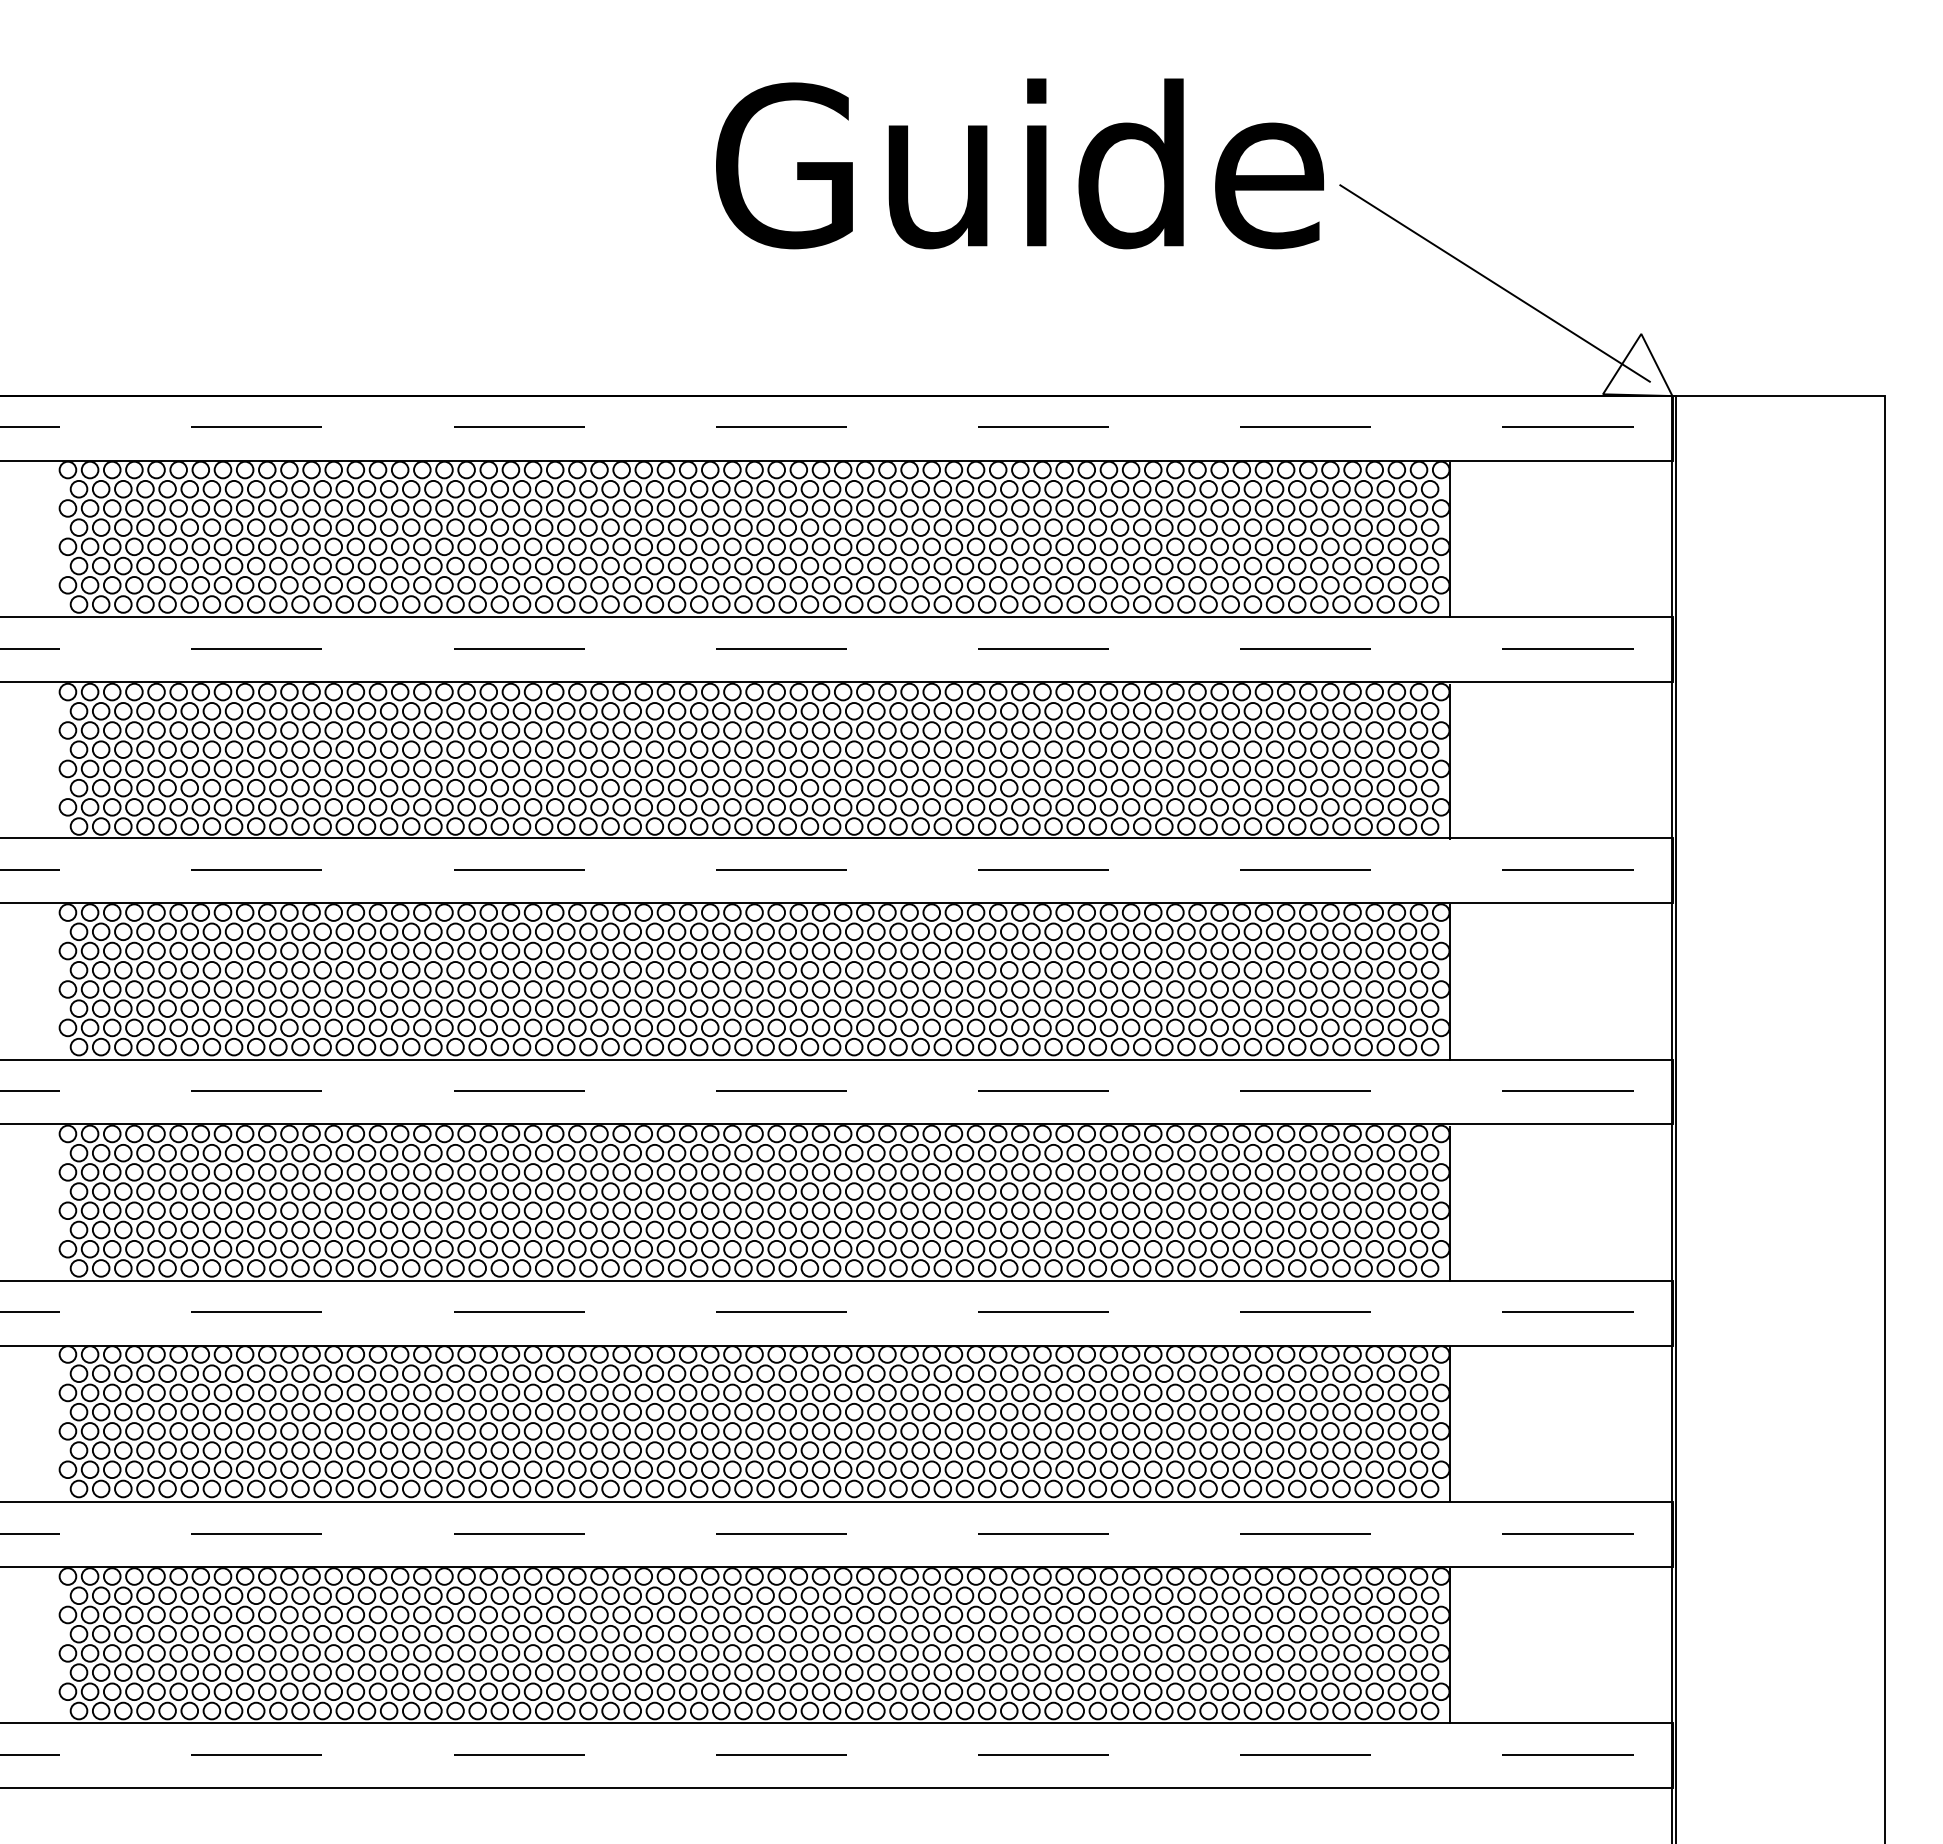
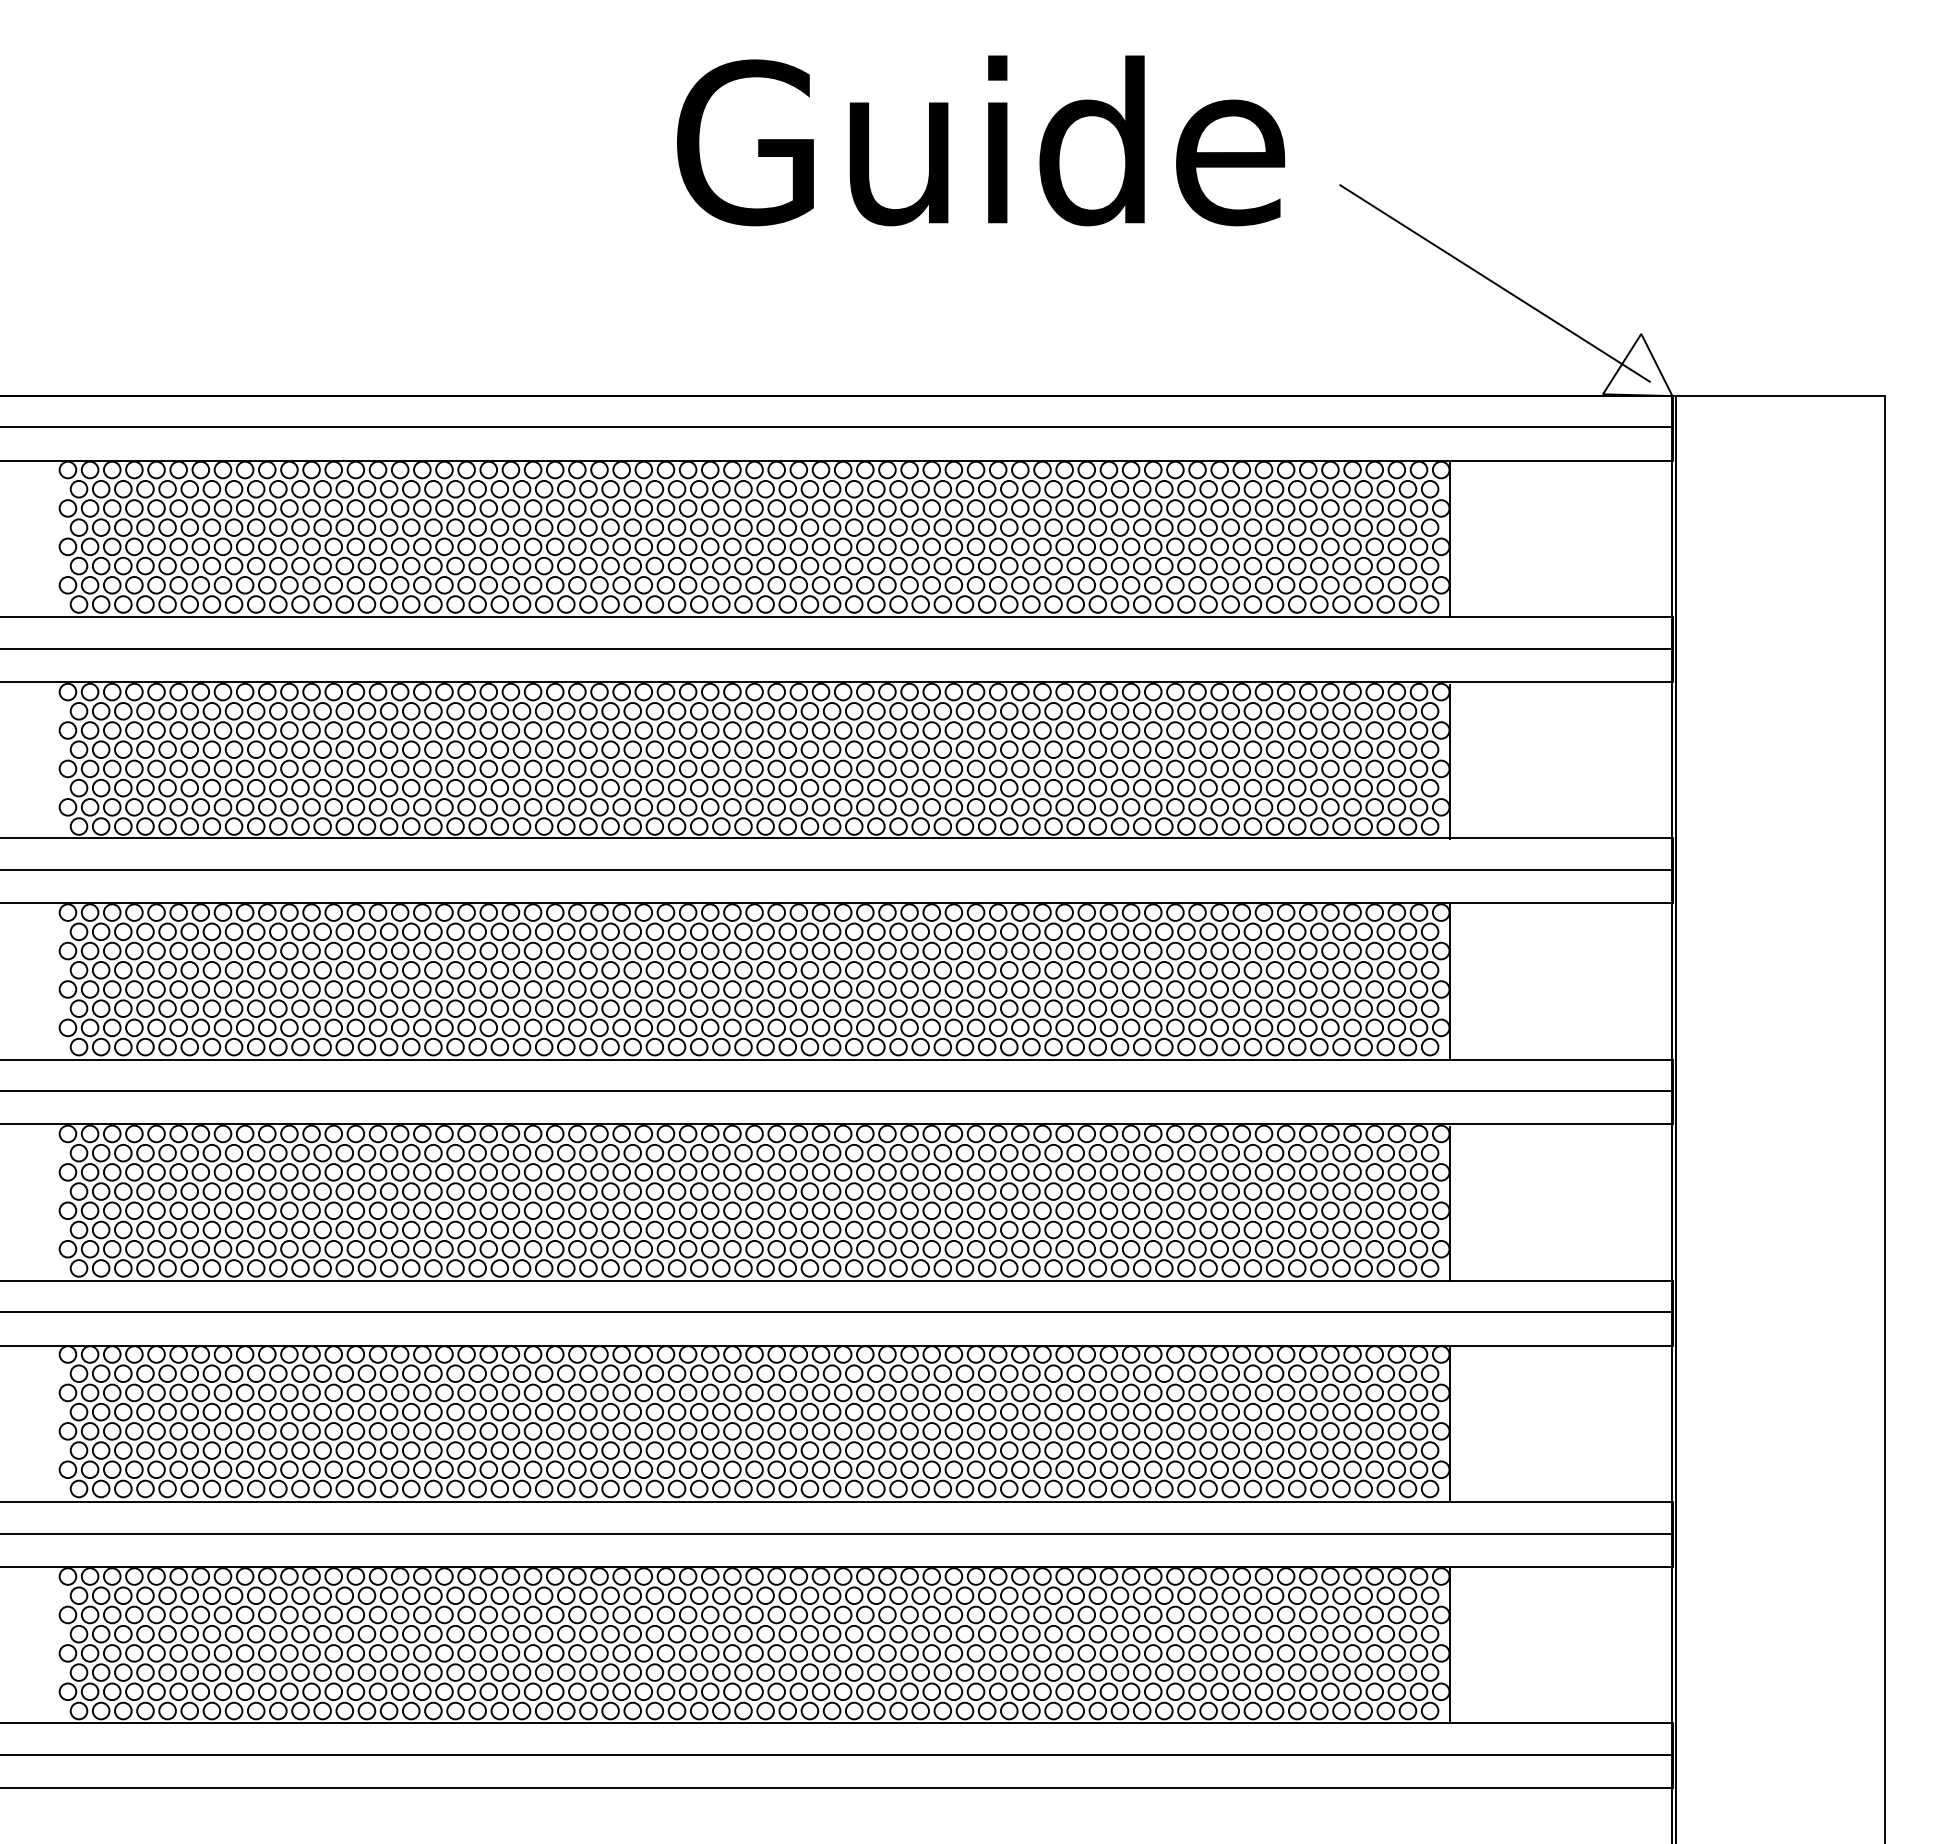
text position: (1019, 163) -> (980, 140) (980, 140)
line: dashed -> solid (836, 427)
line: dashed -> solid (836, 648)
line: dashed -> solid (836, 869)
line: dashed -> solid (836, 1091)
line: dashed -> solid (836, 1312)
line: dashed -> solid (836, 1533)
line: dashed -> solid (836, 1754)
